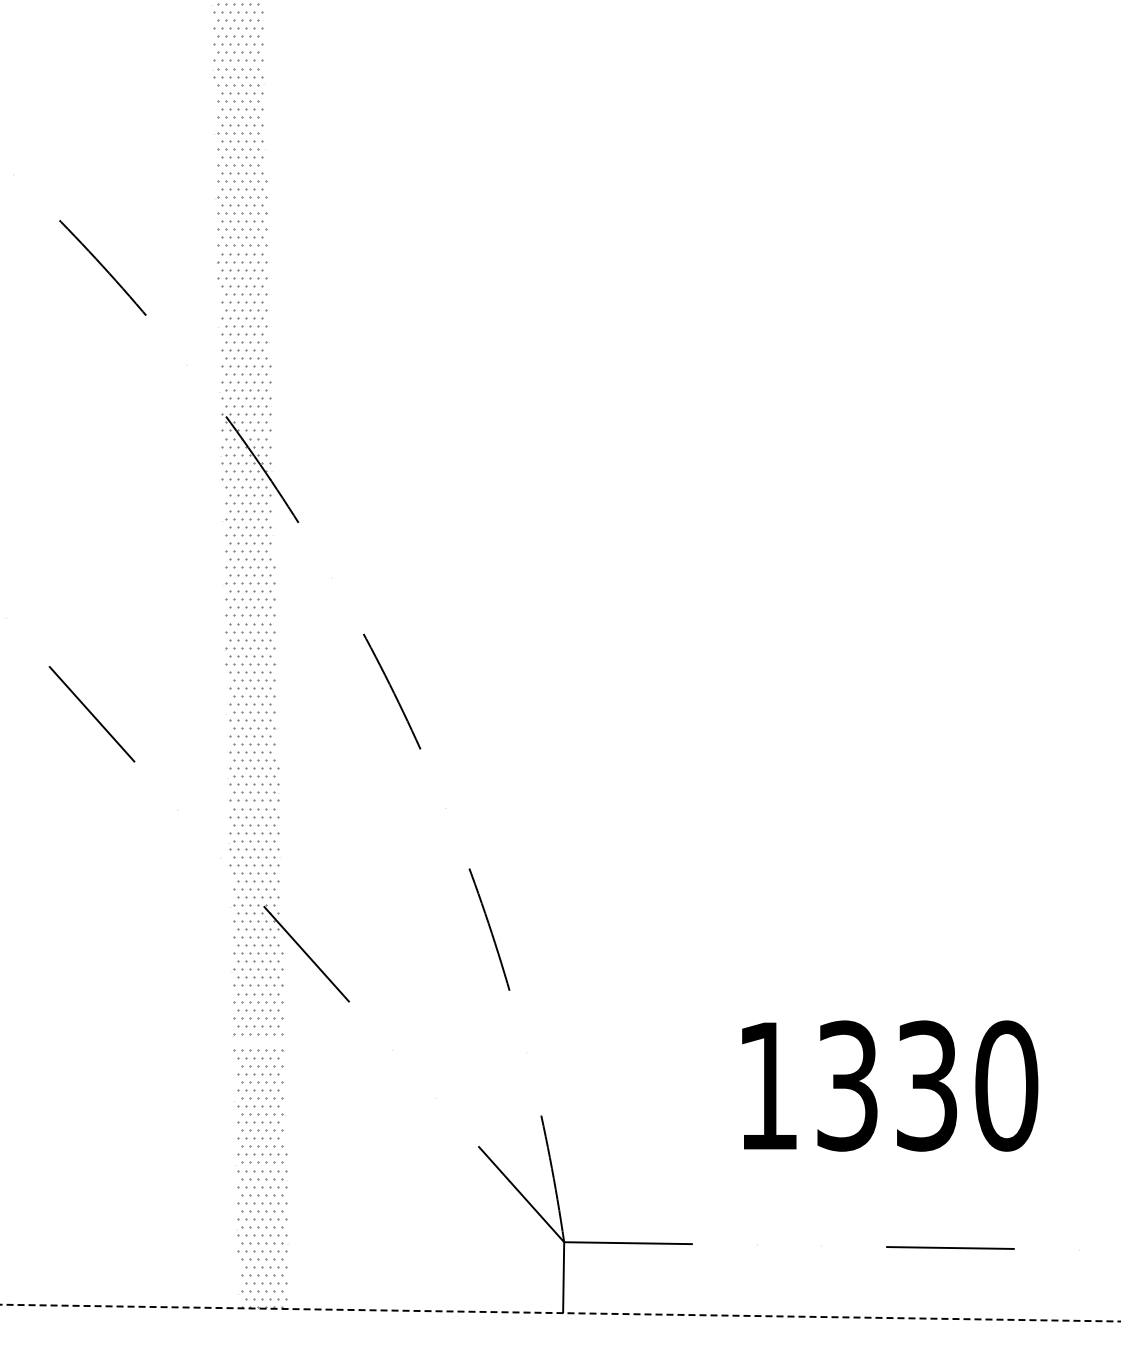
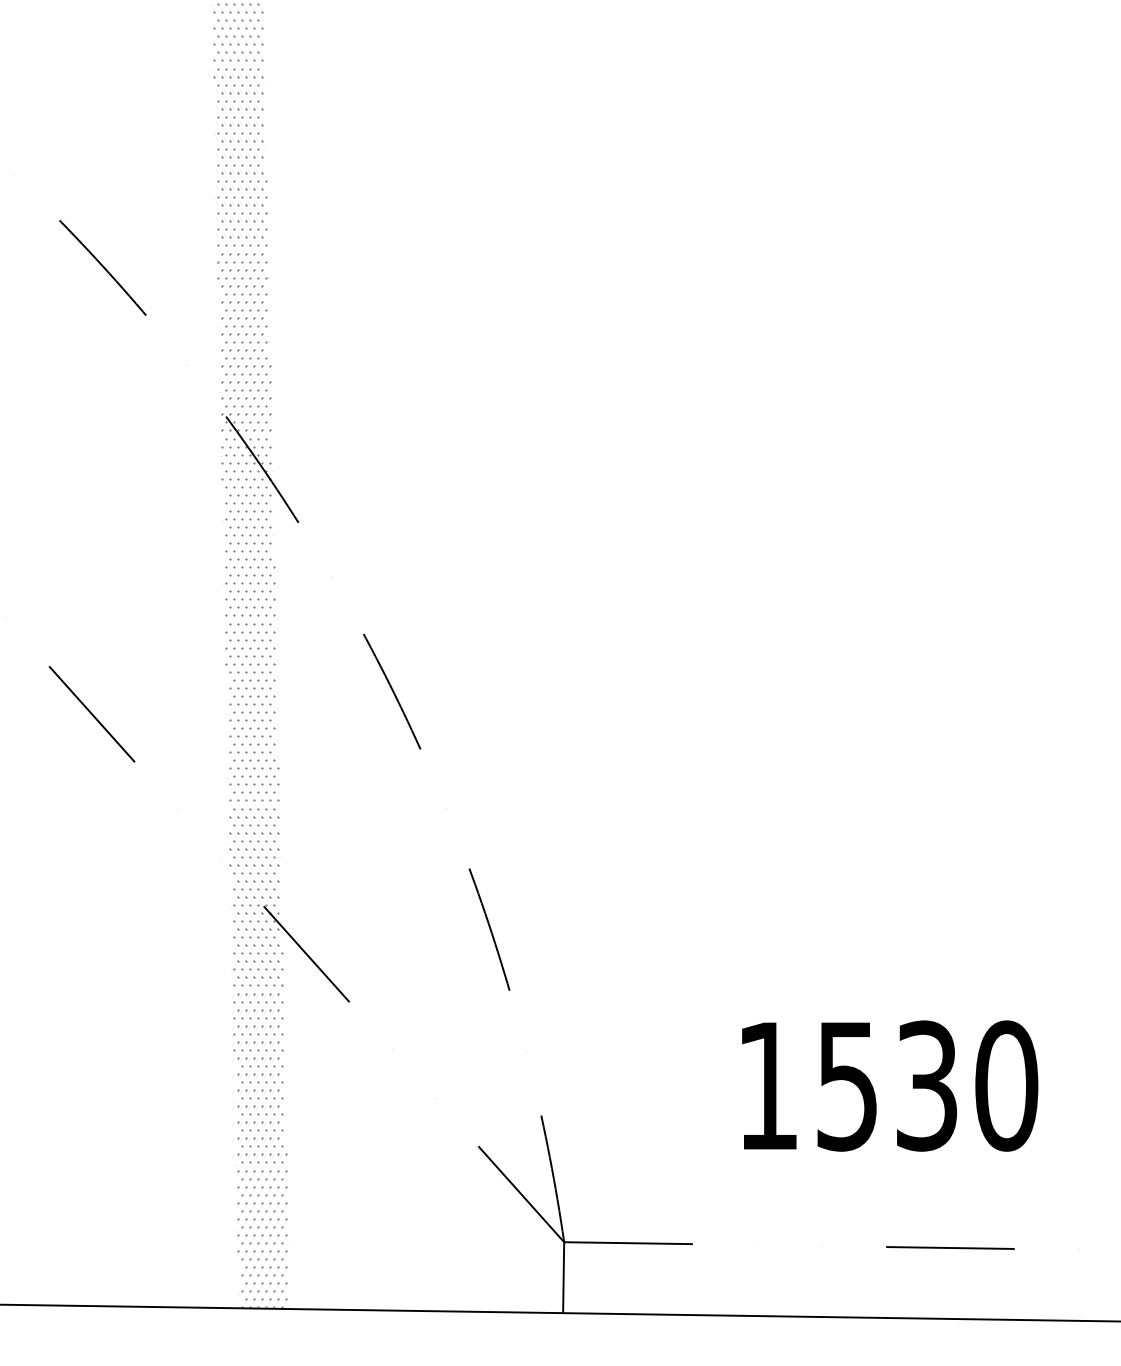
part: none -> present (258, 1042)
text: 1330 -> 1530 (847, 1085)
line: dashed -> solid (559, 1313)
